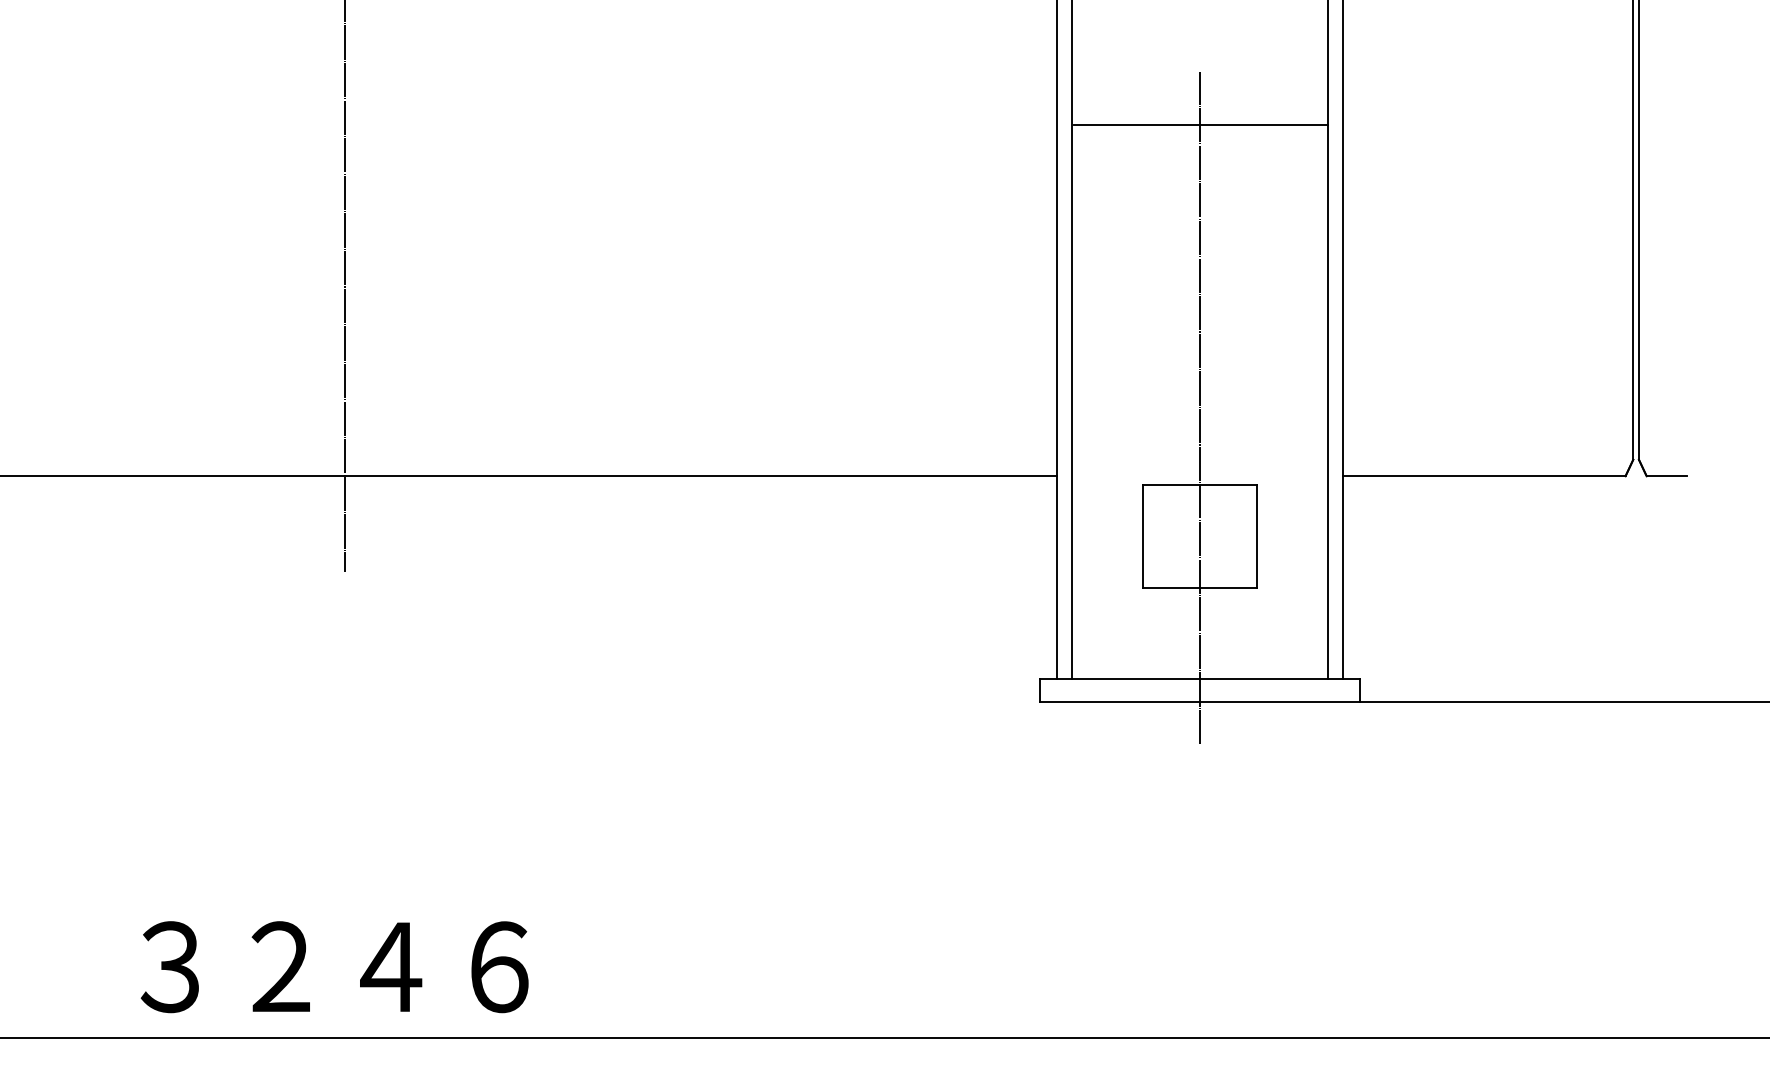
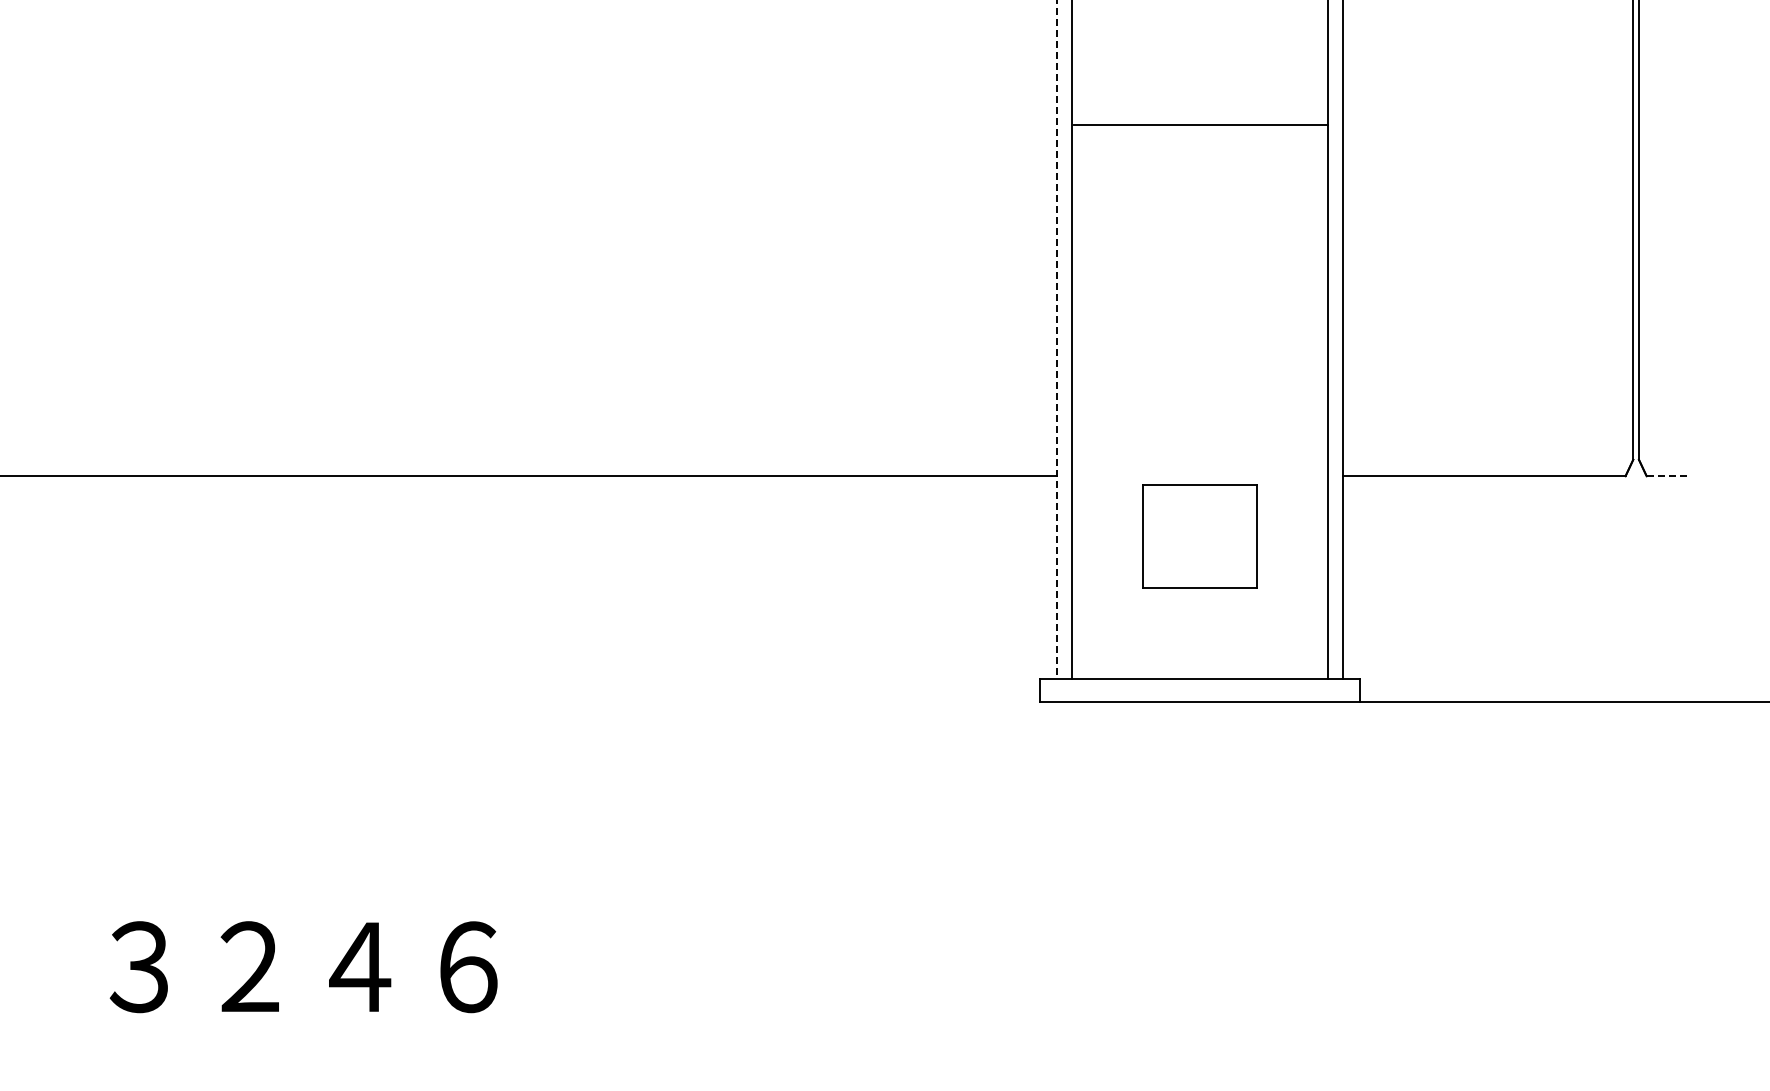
line: present -> none (344, 286)
line: solid -> dashed (1057, 340)
line: present -> none (1199, 407)
line: solid -> dashed (1666, 476)
text position: (334, 967) -> (303, 967) (303, 967)
line: present -> none (884, 1038)
